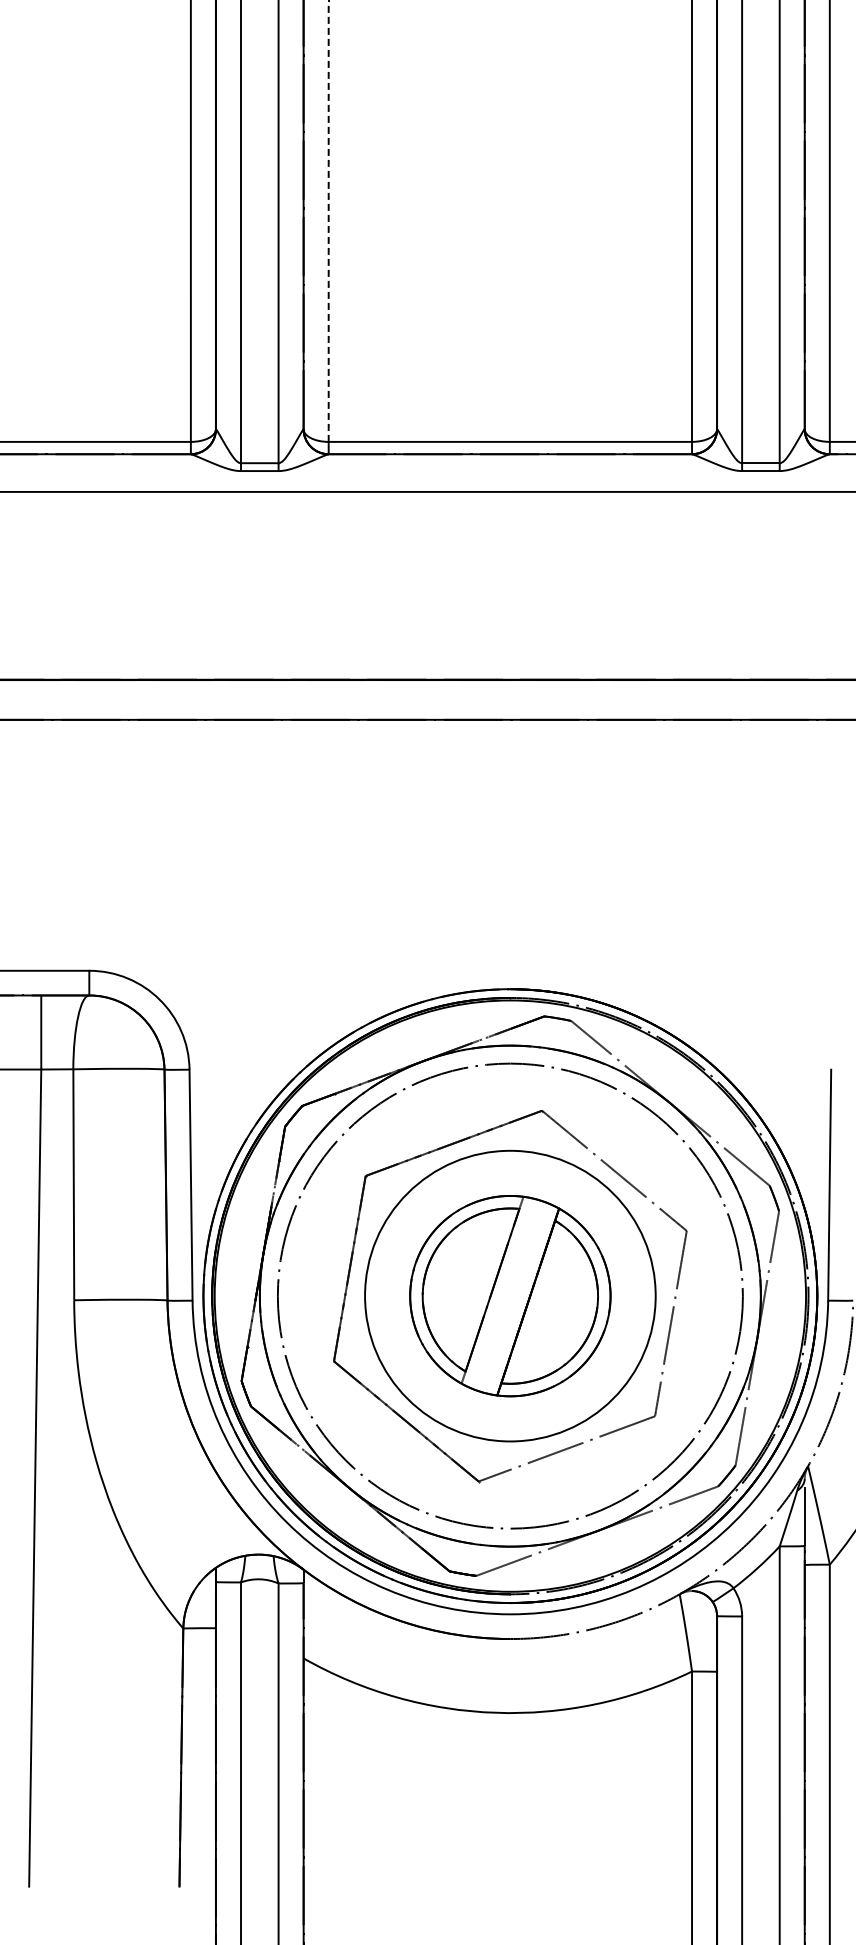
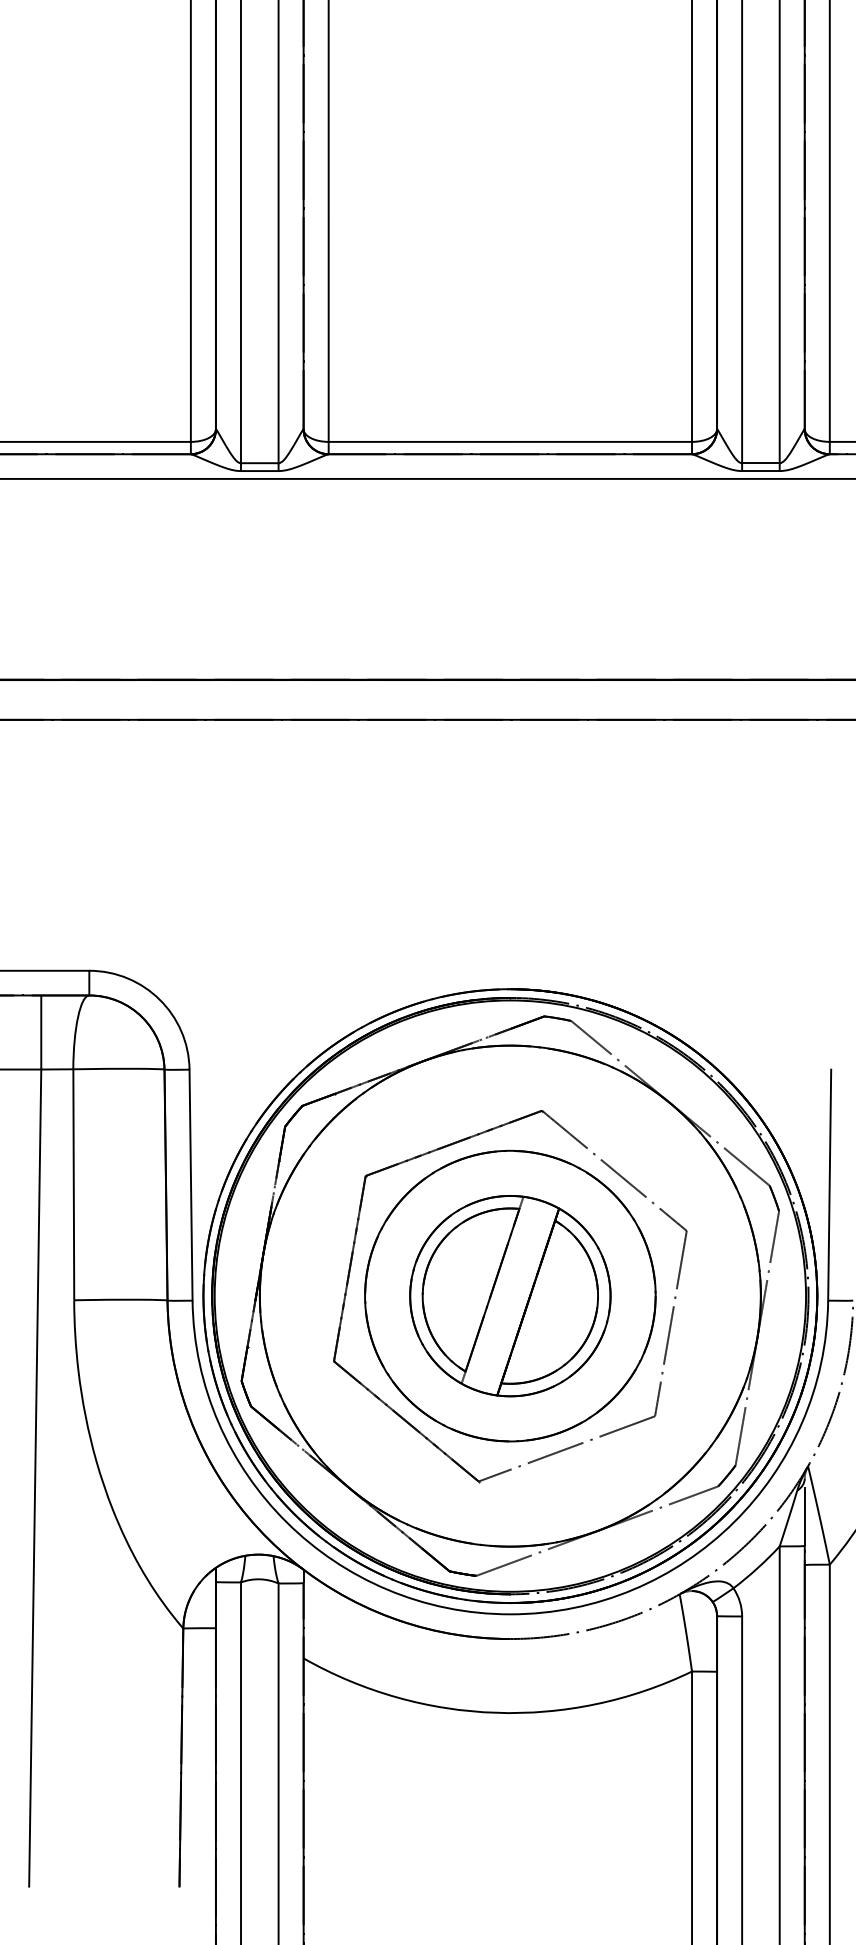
line: dashed -> solid (328, 220)
line position: (427, 491) -> (427, 478) (427, 478)
circle diameter: 465 px -> 291 px (510, 1295)
